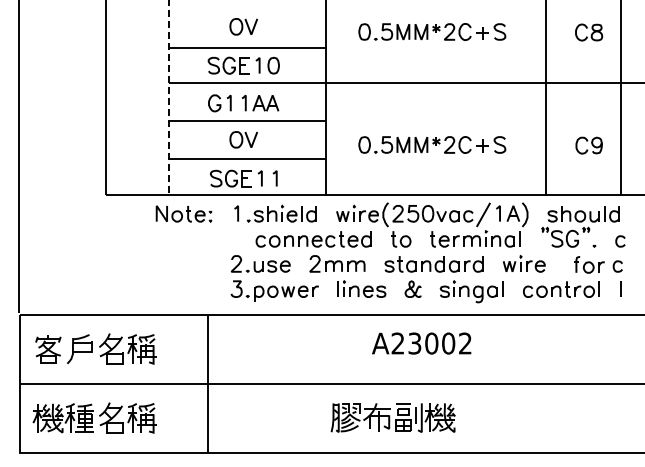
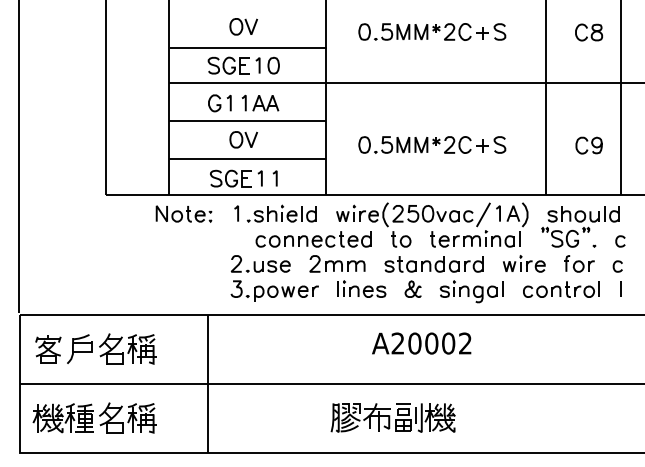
line: dashed -> solid (168, 98)
part position: (589, 264) -> (579, 263) (579, 263)
text: A23002 -> A20002 (414, 343)
